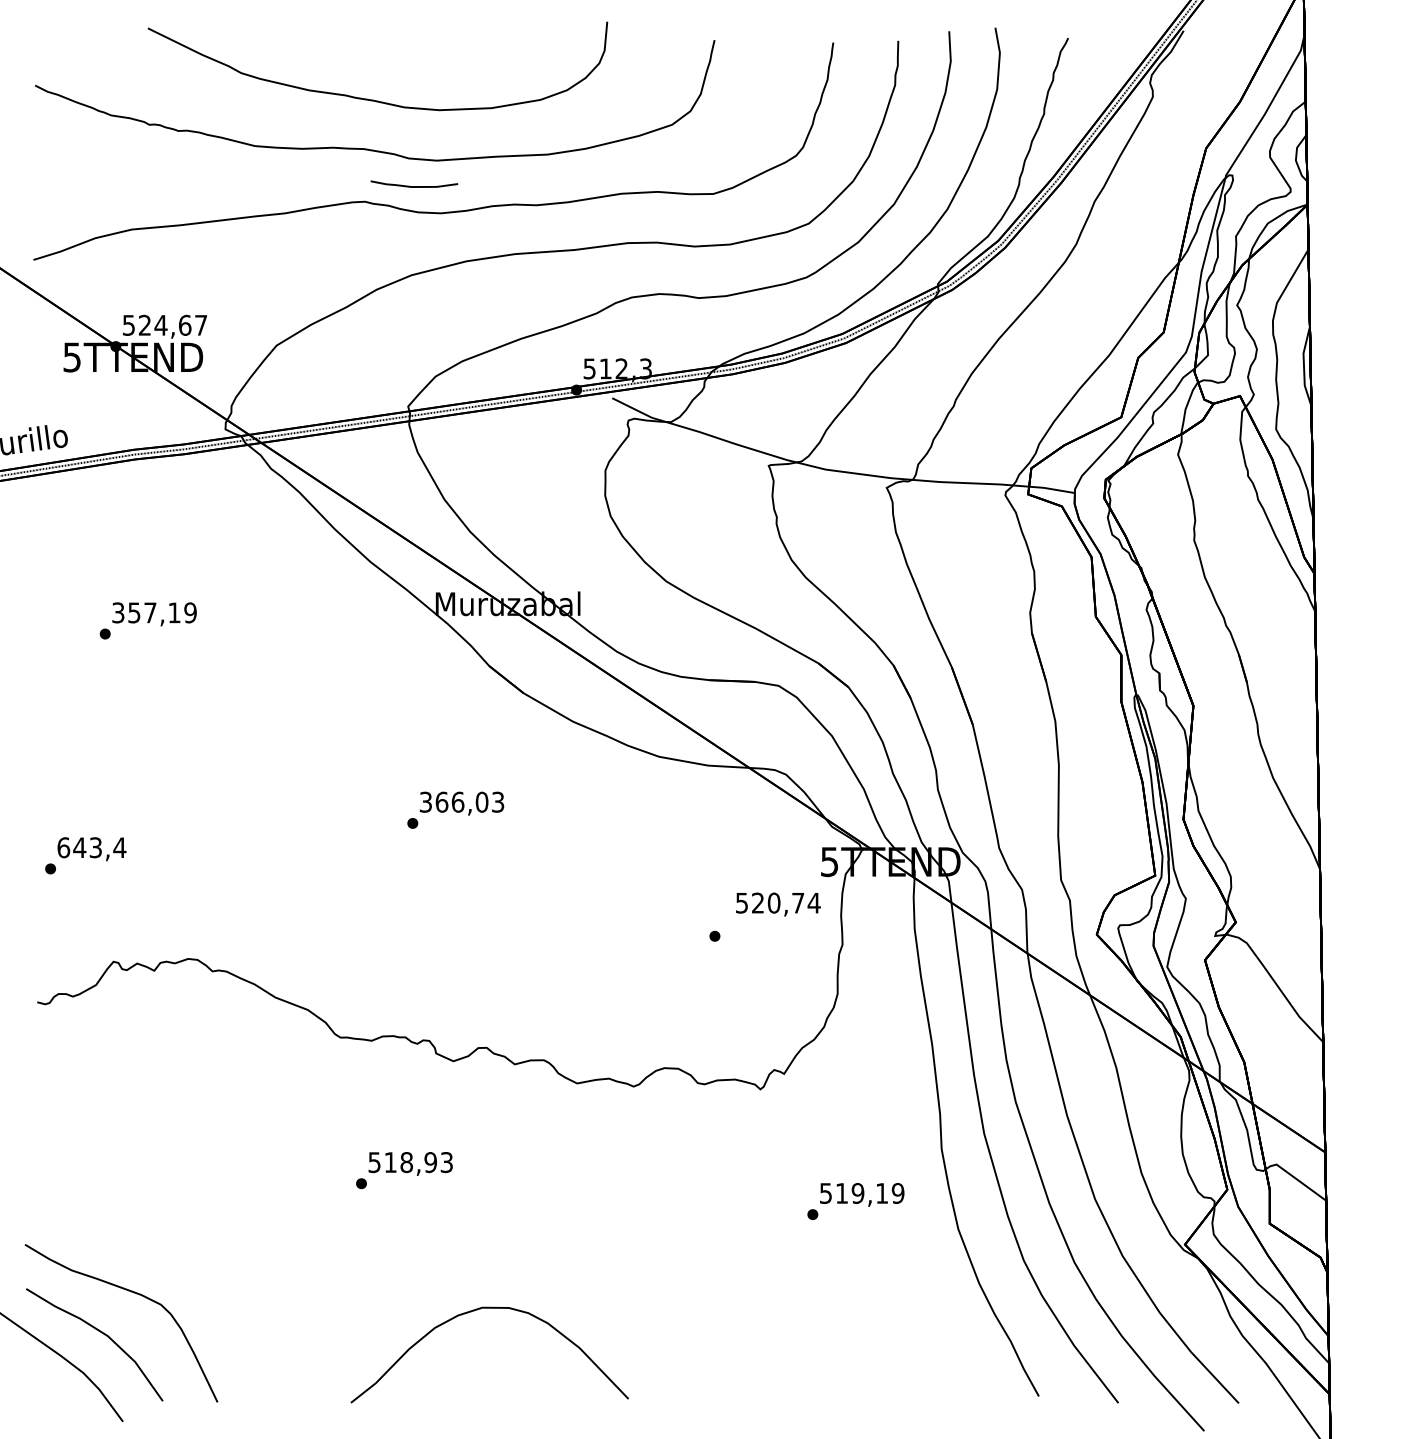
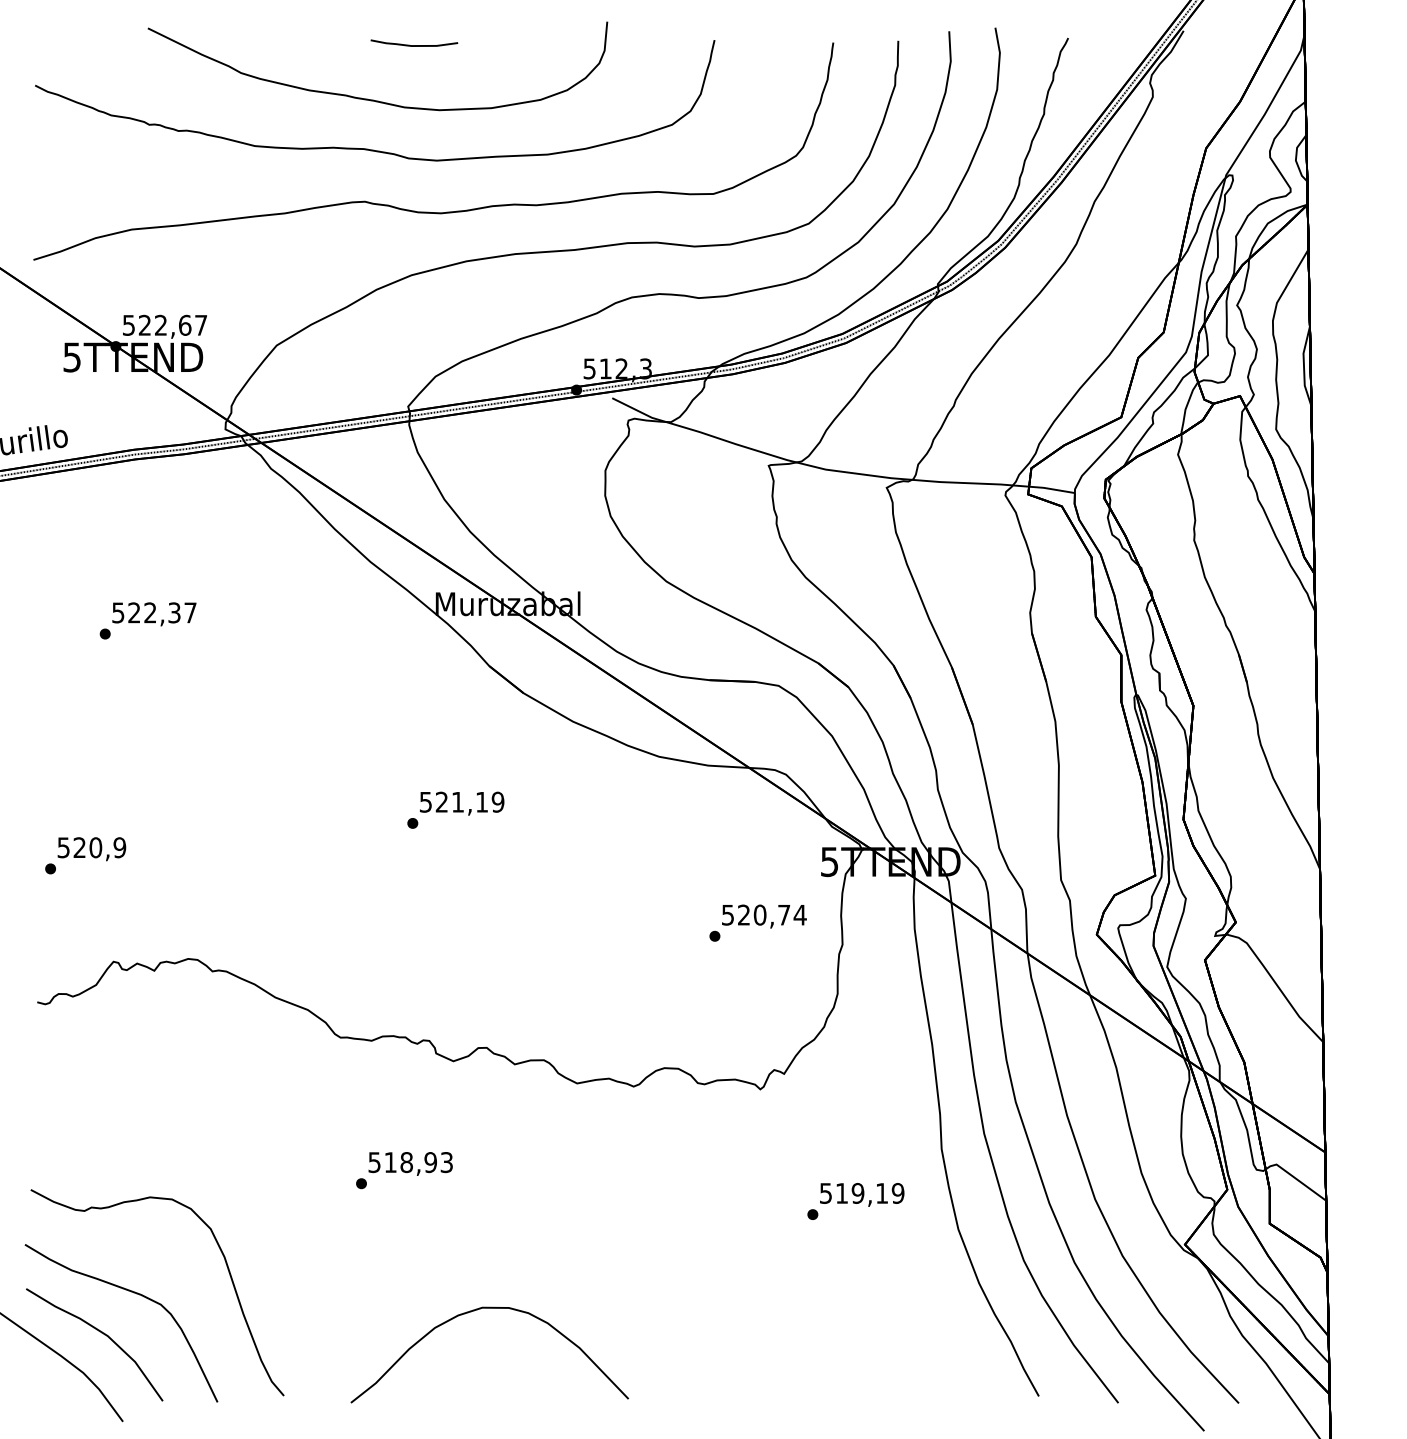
part position: (414, 183) -> (414, 42) (414, 42)
text: 524,67 -> 522,67 (160, 324)
text: 357,19 -> 522,37 (154, 612)
text: 366,03 -> 521,19 (462, 801)
text: 643,4 -> 520,9 (91, 847)
text position: (778, 904) -> (764, 916) (764, 916)
curve: none -> present (227, 1269)
